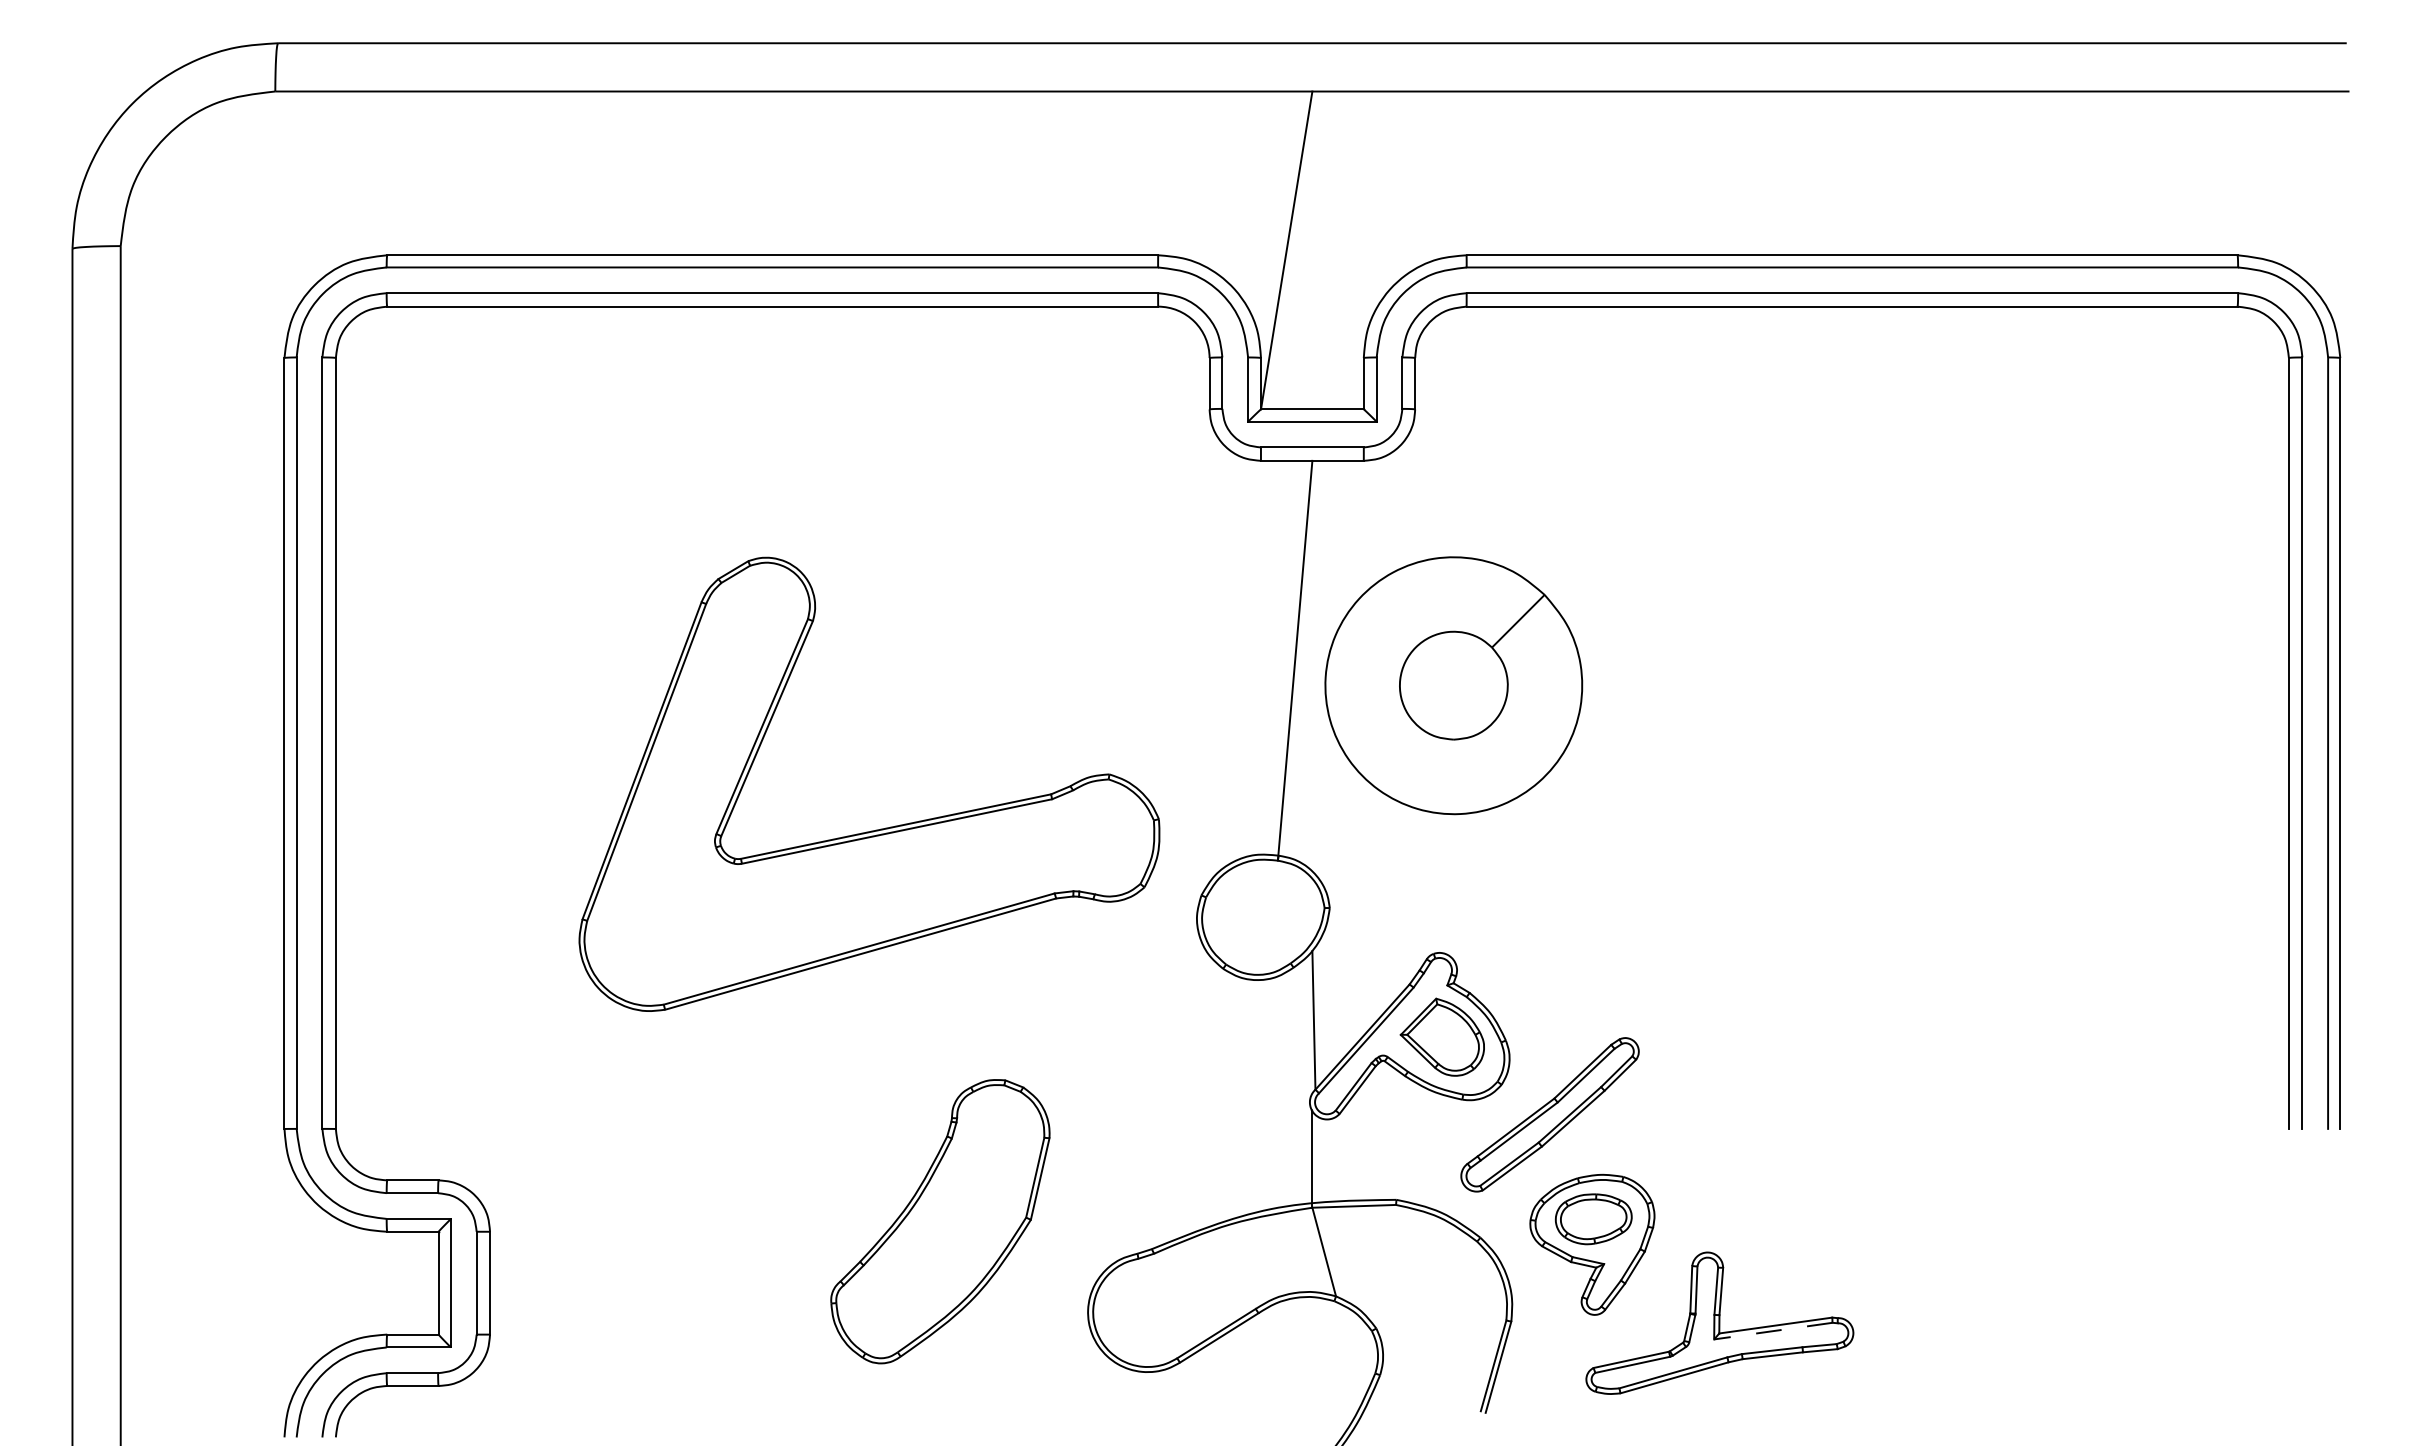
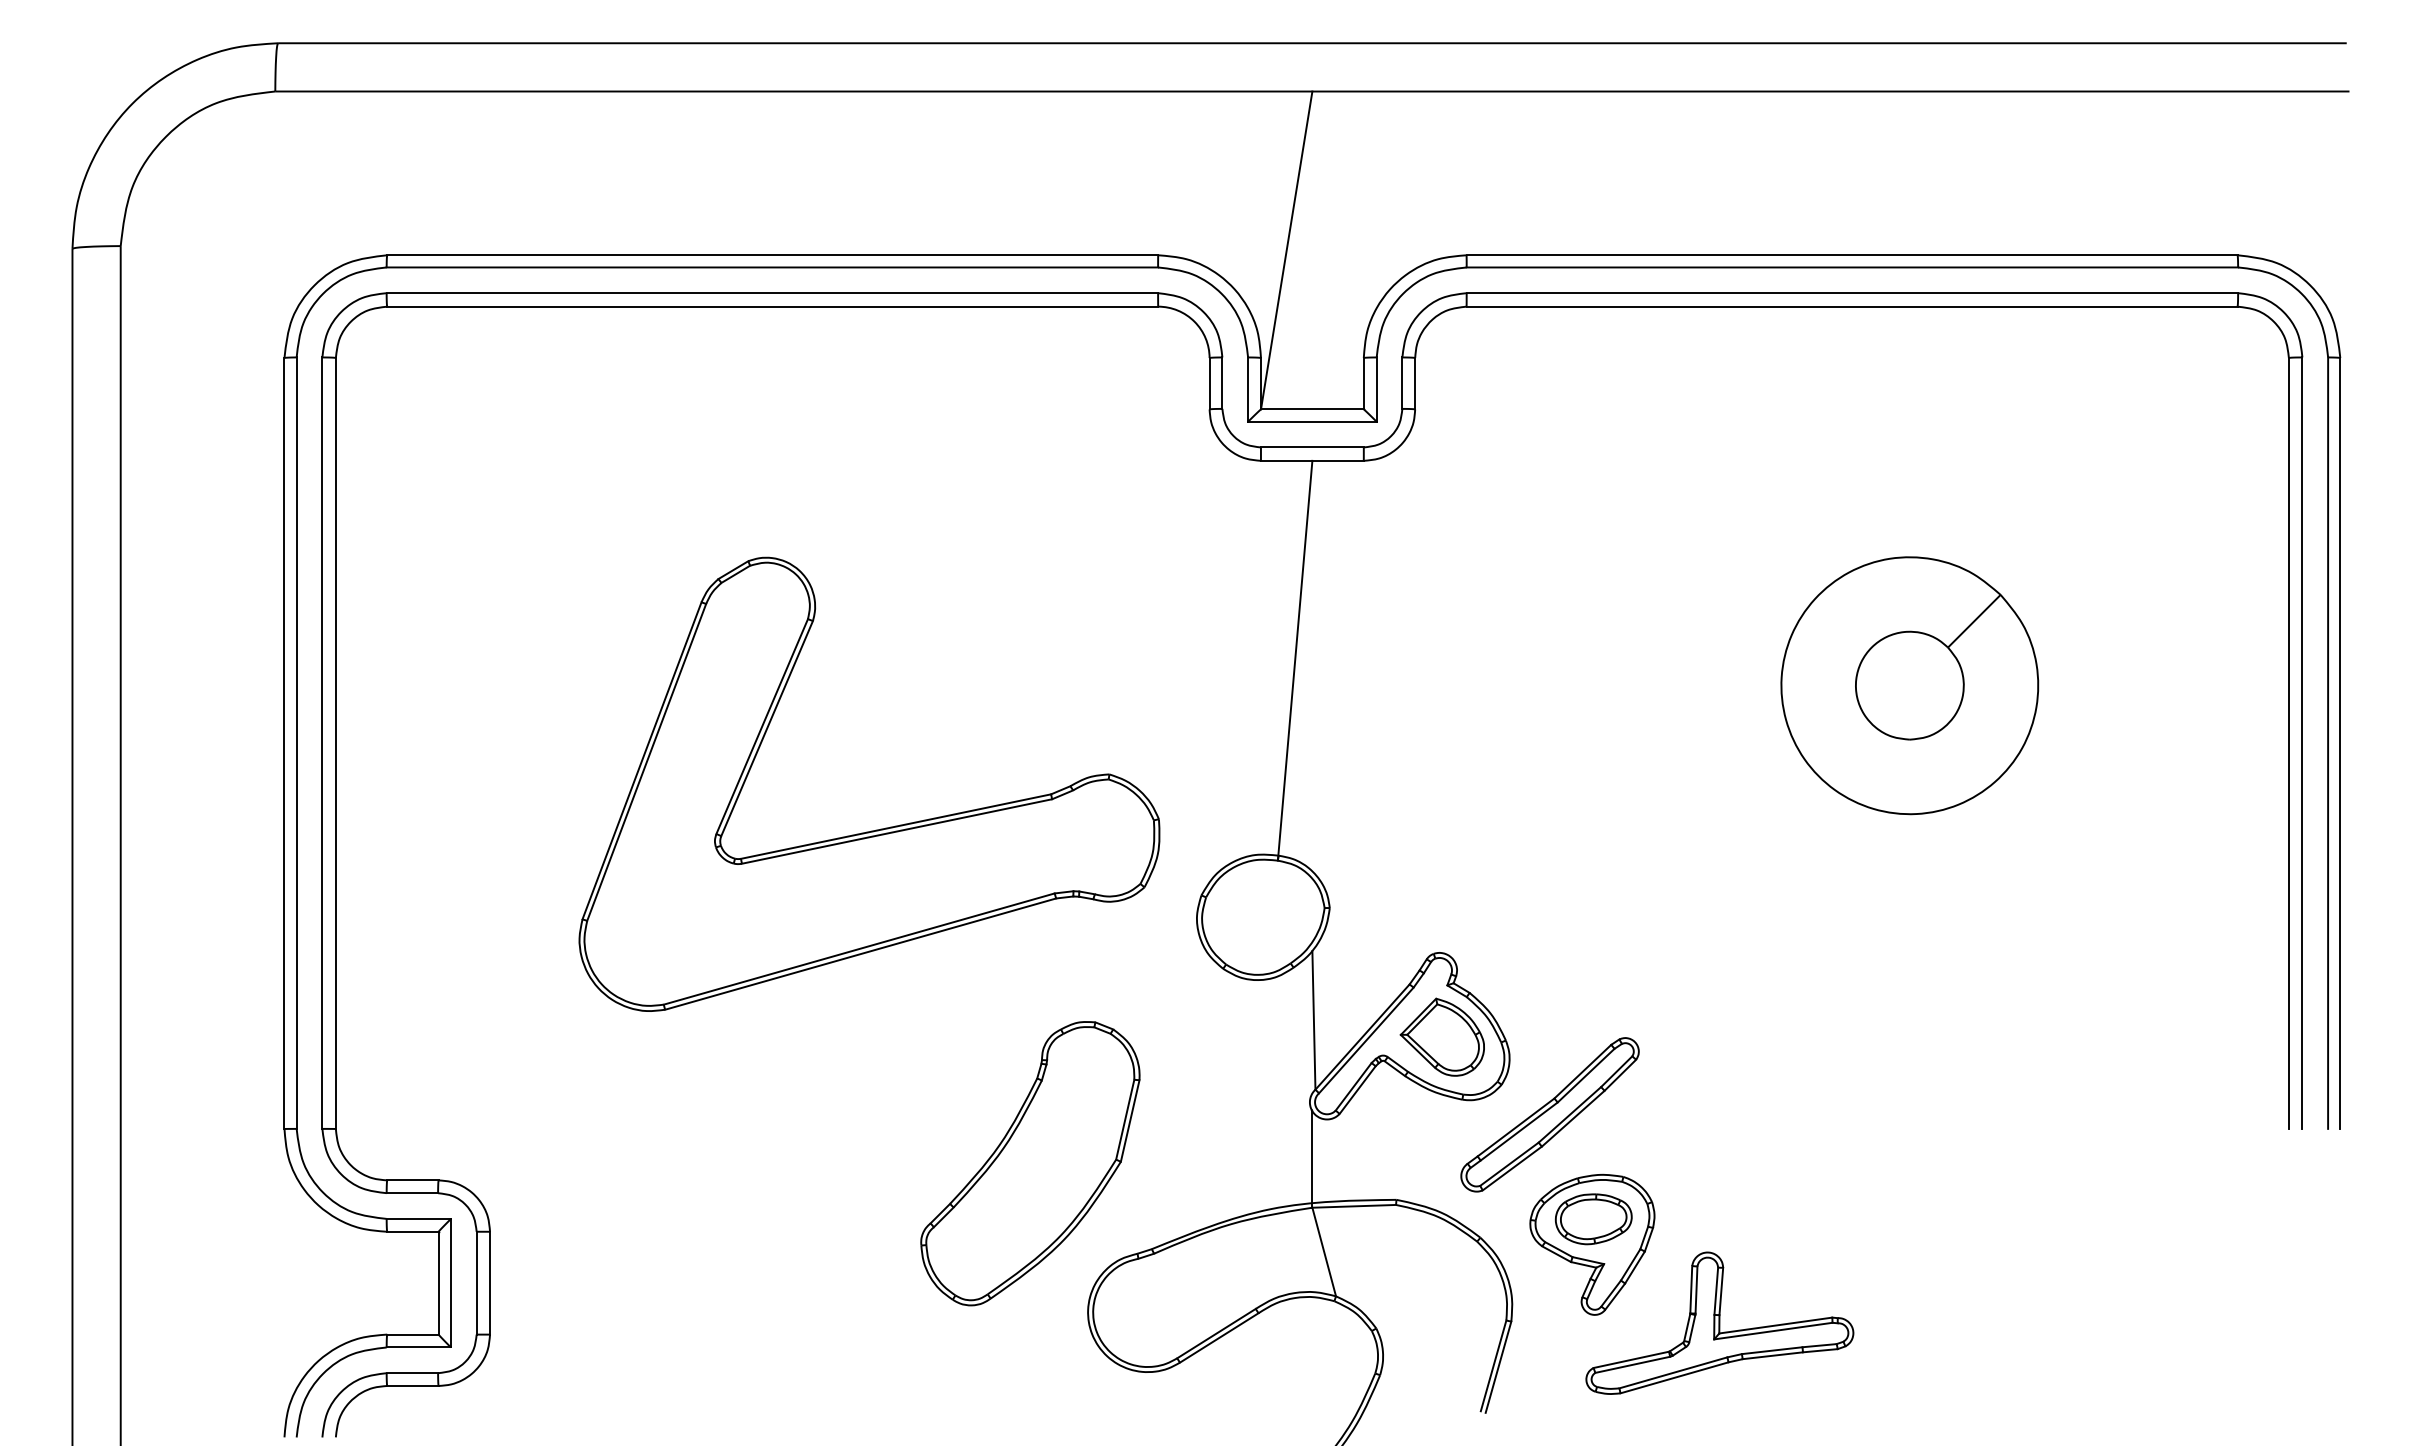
part position: (1453, 685) -> (1909, 685) (1909, 685)
part position: (940, 1221) -> (1030, 1163) (1030, 1163)
line: dashed -> solid (1773, 1331)
